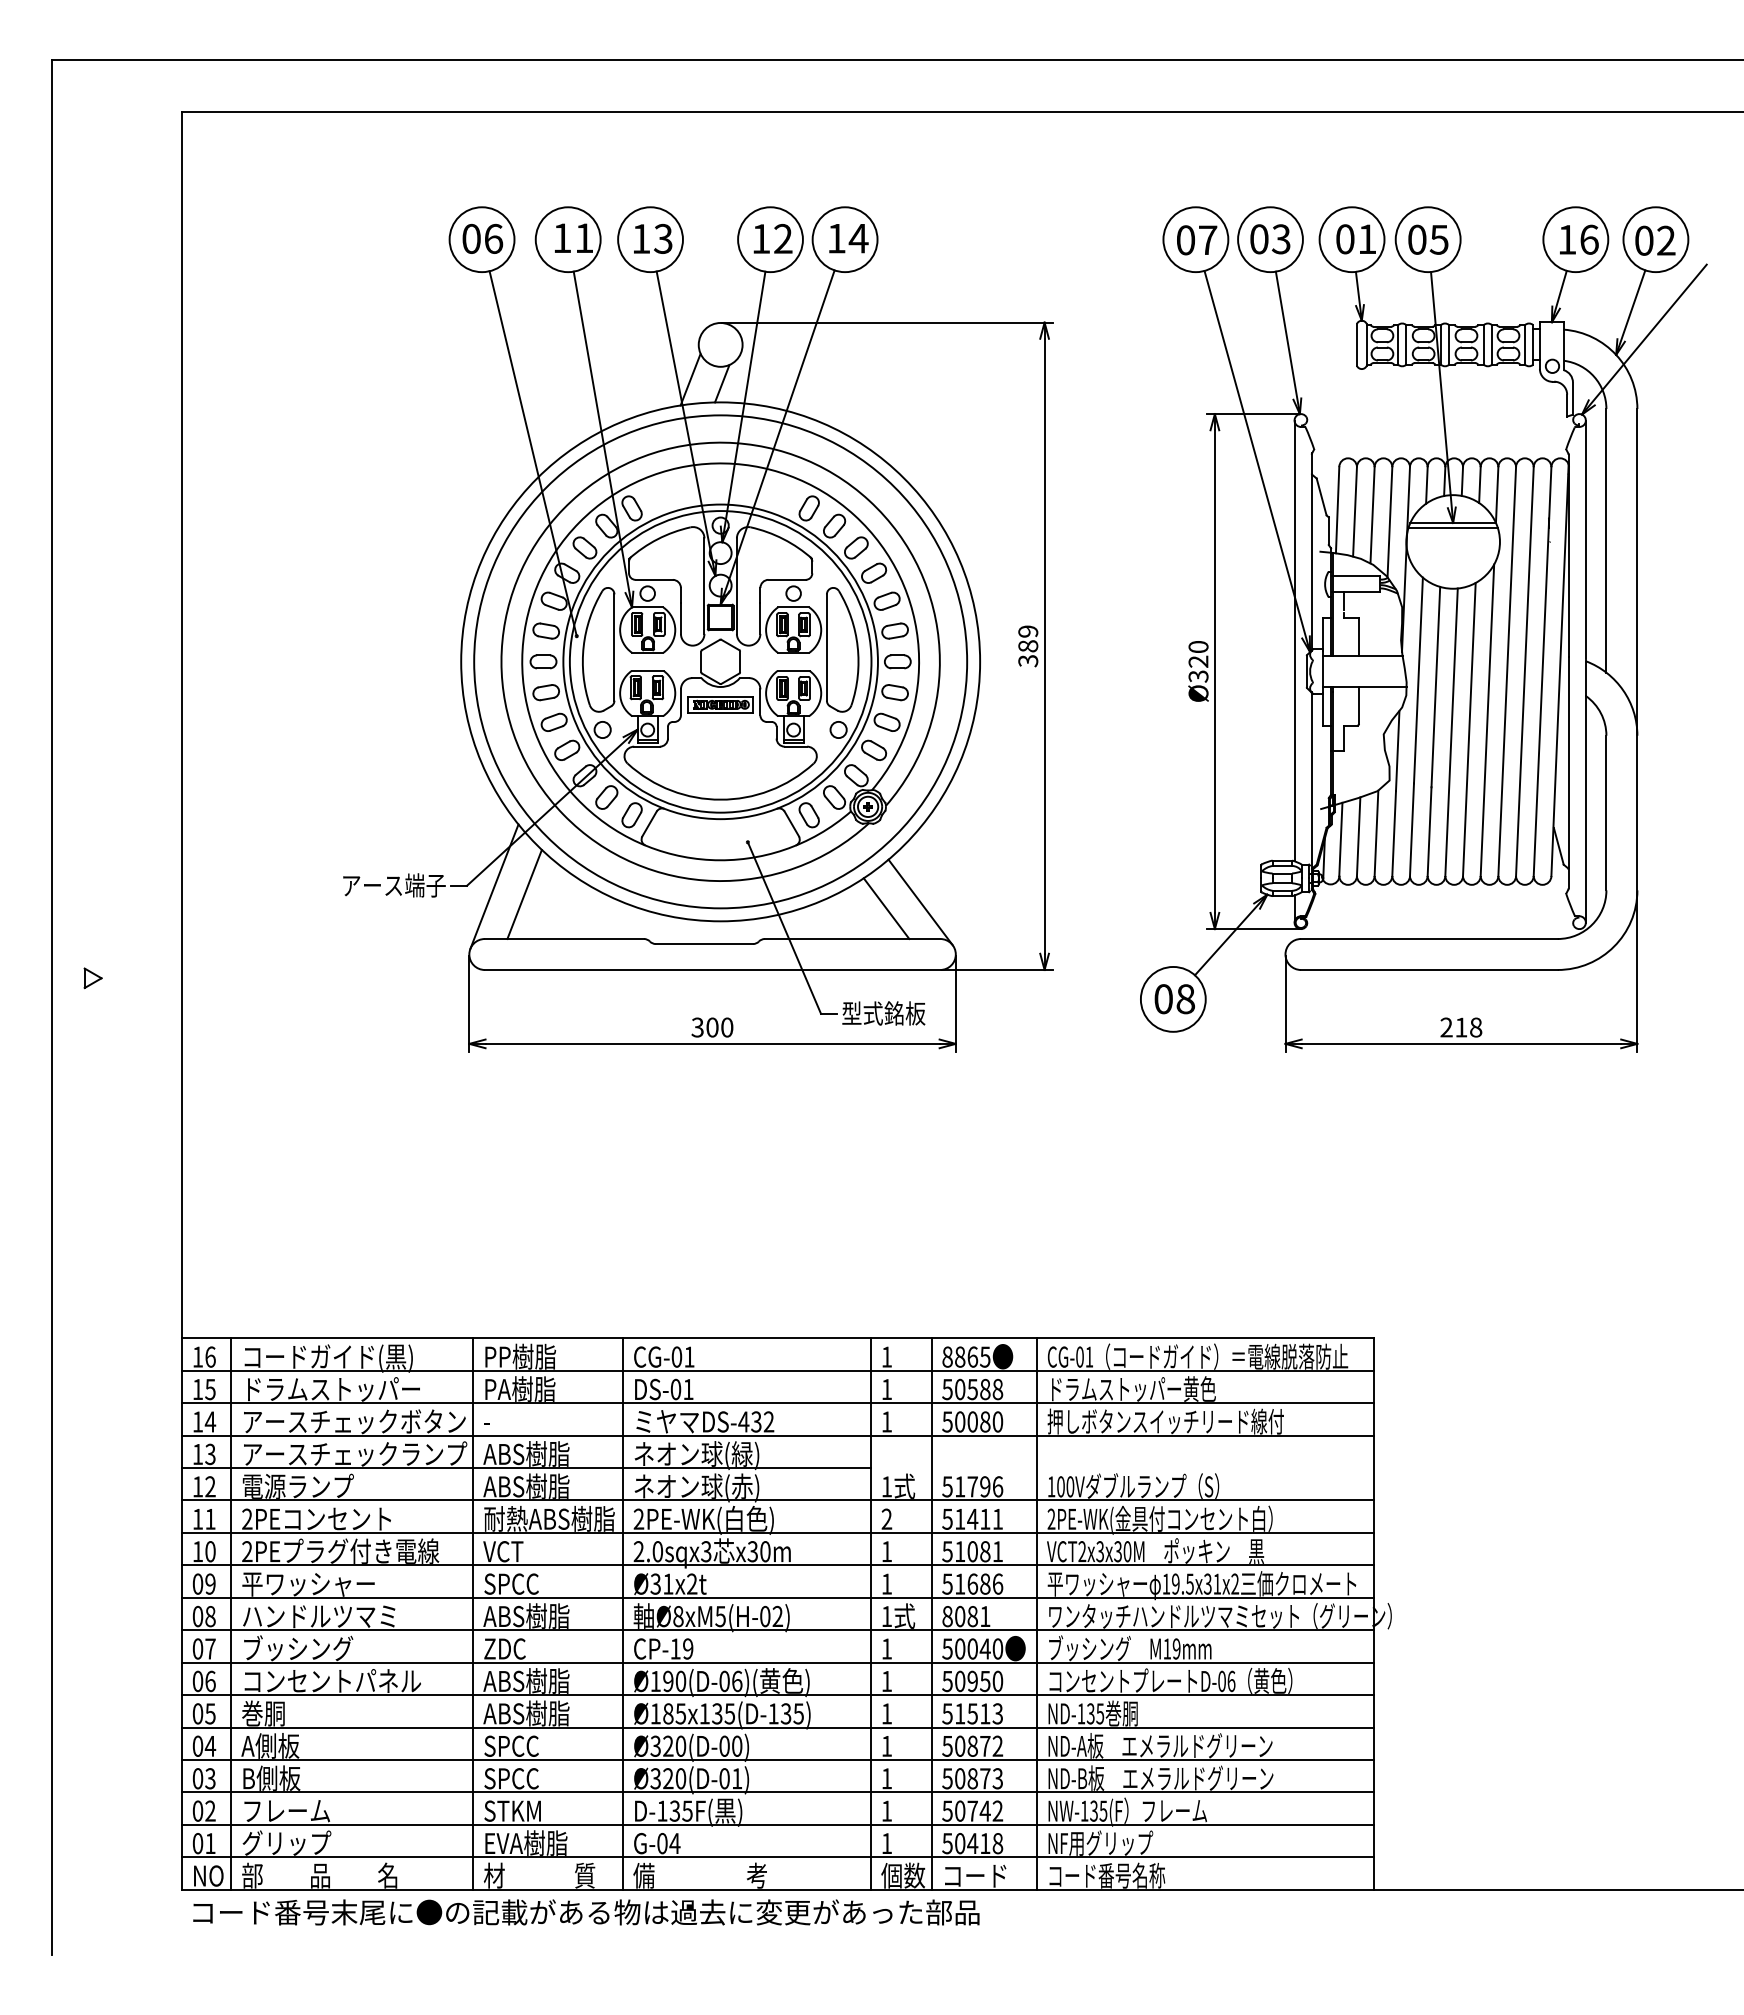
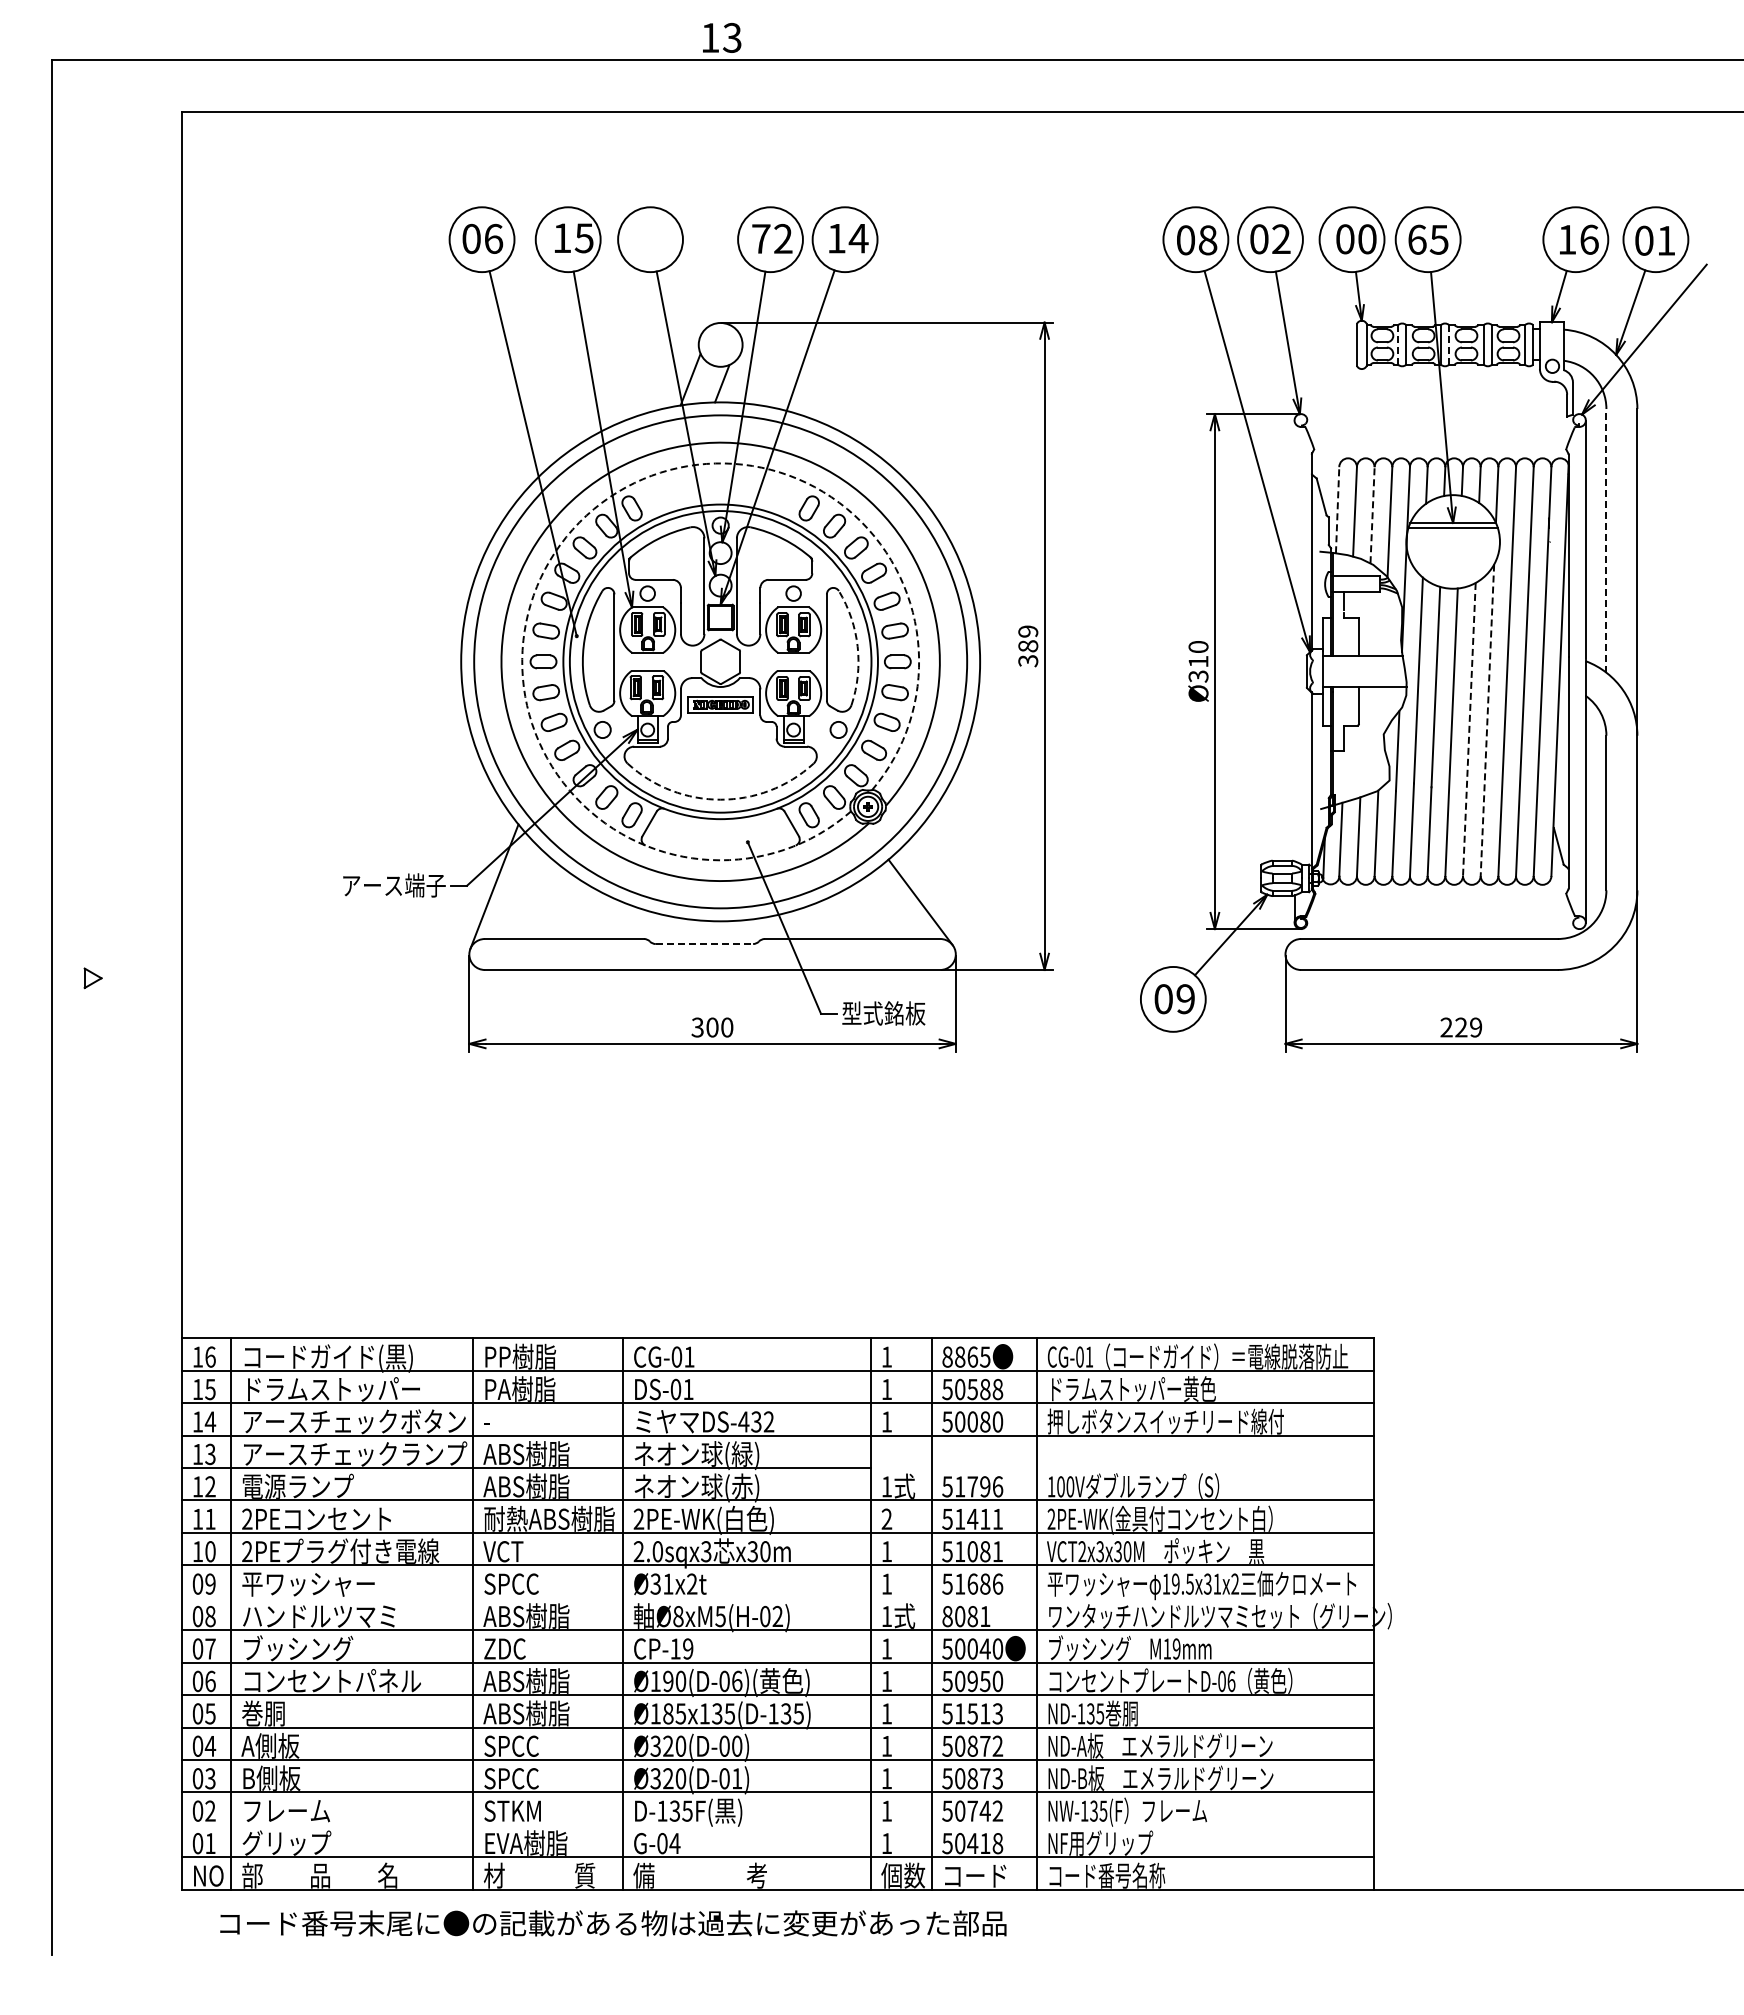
text: 11 -> 15 (583, 238)
text position: (653, 238) -> (722, 37) (722, 37)
text: 12 -> 72 (761, 238)
text: 03 -> 02 (1280, 239)
text: 01 -> 00 (1367, 239)
text: 05 -> 65 (1417, 239)
text: 07 -> 08 (1208, 240)
text: 02 -> 01 (1666, 240)
line: solid -> dashed (1398, 344)
line: solid -> dashed (1449, 344)
line: solid -> dashed (1337, 509)
line: solid -> dashed (1372, 514)
arc: solid -> dashed (579, 522)
line: solid -> dashed (1606, 540)
line: present -> none (1294, 640)
arc: solid -> dashed (857, 646)
text: Ø320 -> Ø310 (1198, 661)
line: solid -> dashed (1487, 720)
line: solid -> dashed (1469, 729)
arc: solid -> dashed (720, 799)
line: present -> none (524, 894)
line: present -> none (886, 908)
line: solid -> dashed (704, 944)
text: 08 -> 09 (1185, 999)
text: 218 -> 229 (1468, 1027)
line: present -> none (777, 1597)
line: present -> none (777, 1824)
text position: (586, 1912) -> (613, 1923) (613, 1923)
